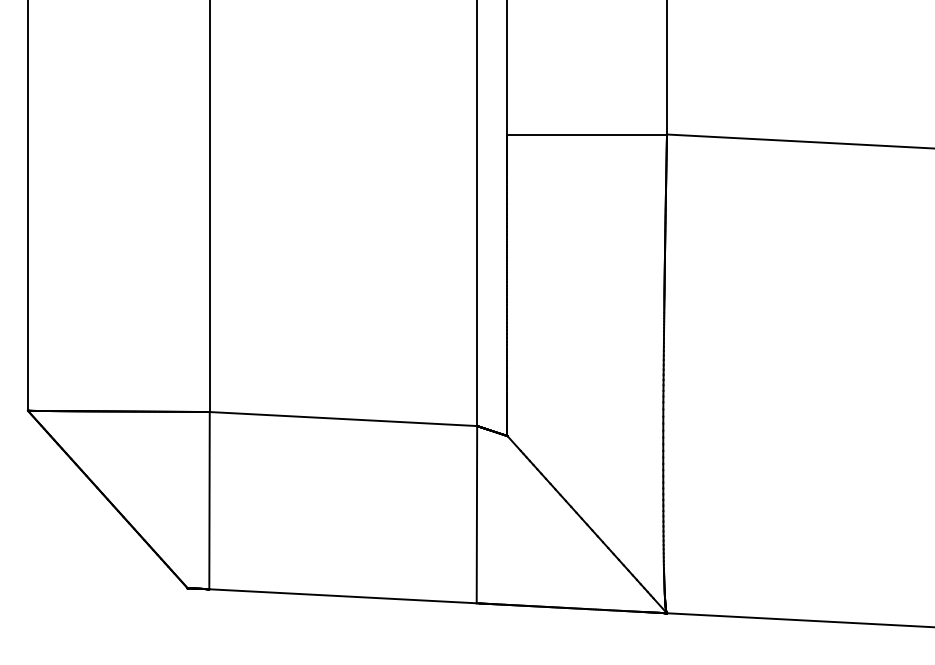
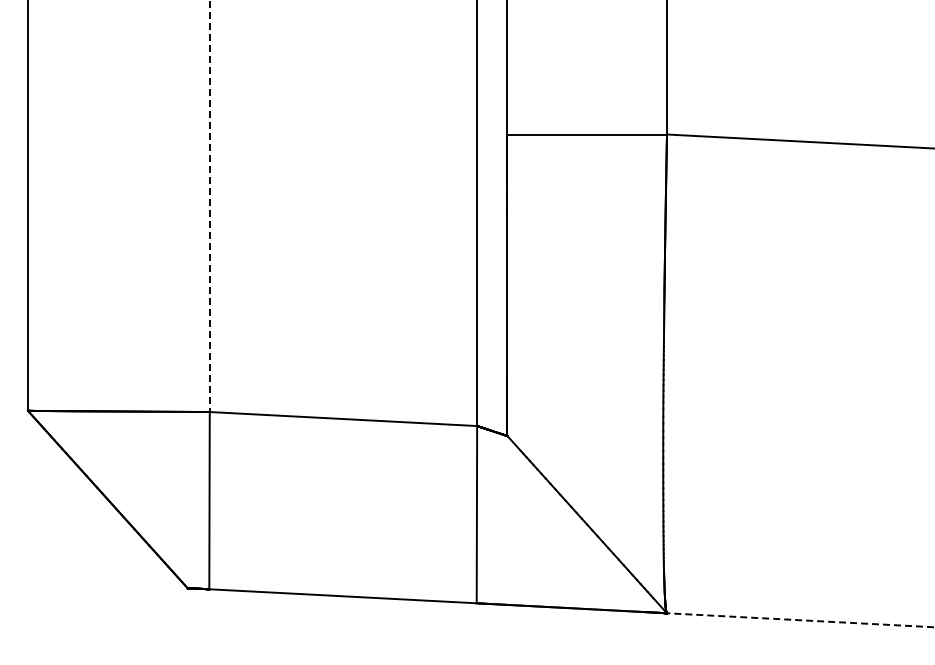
line: solid -> dashed (209, 206)
line: solid -> dashed (800, 620)
